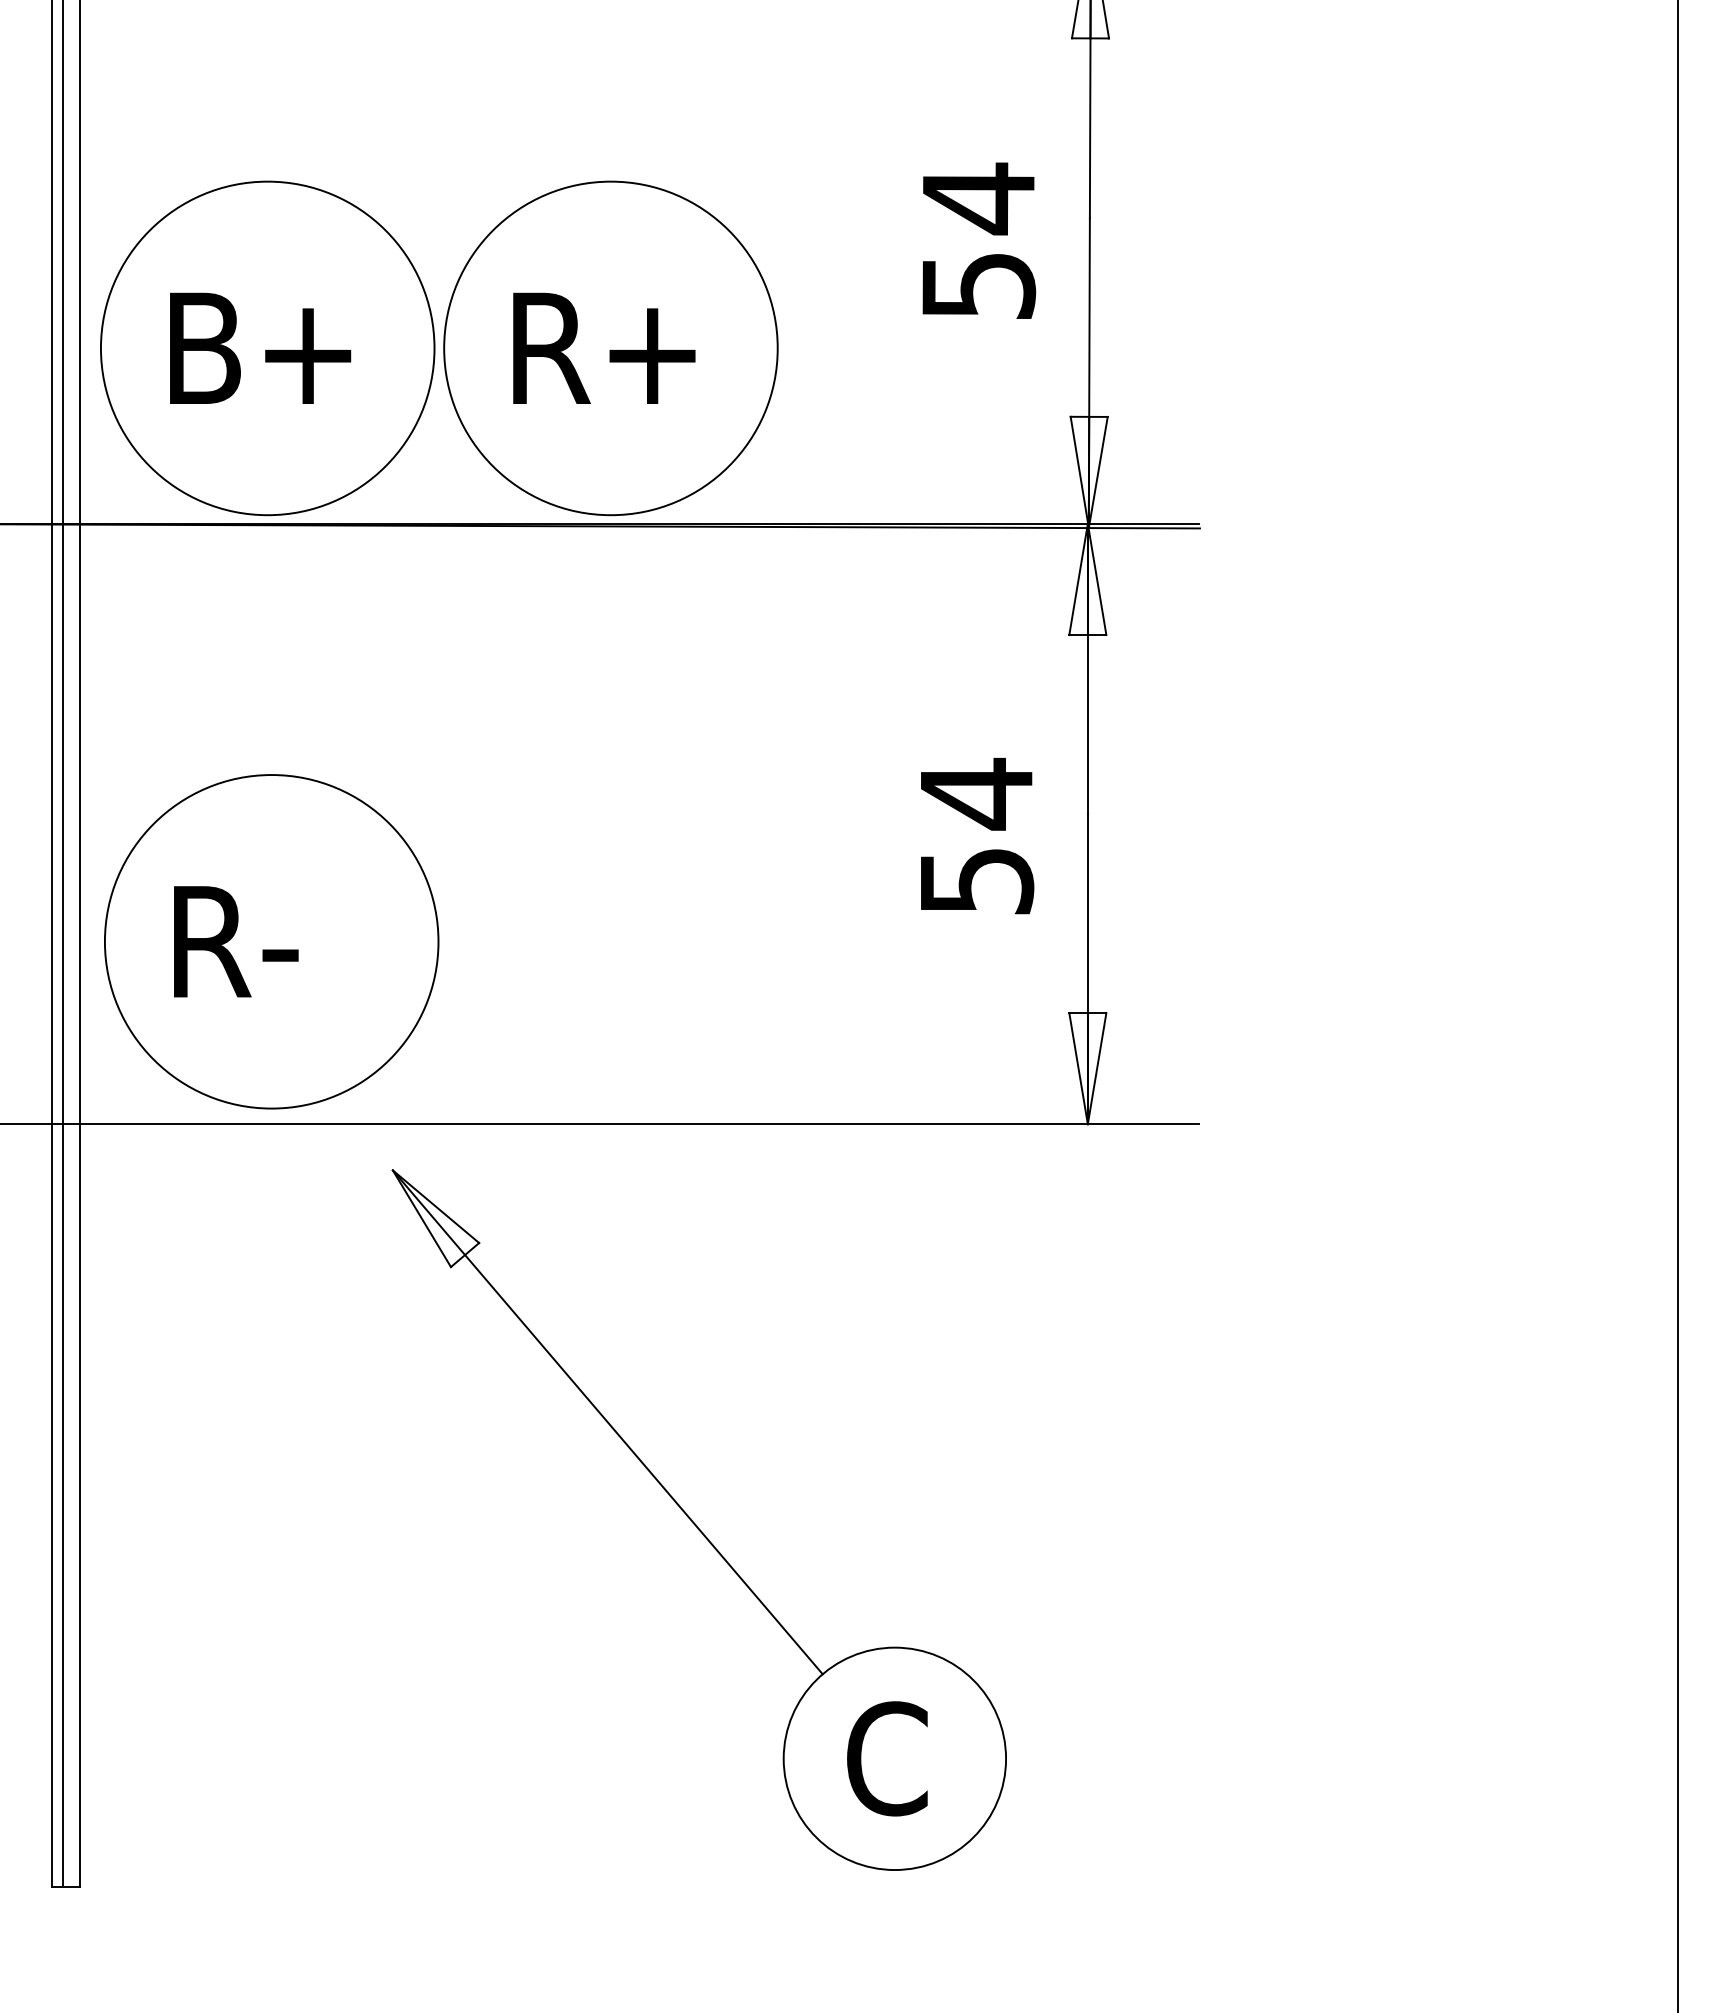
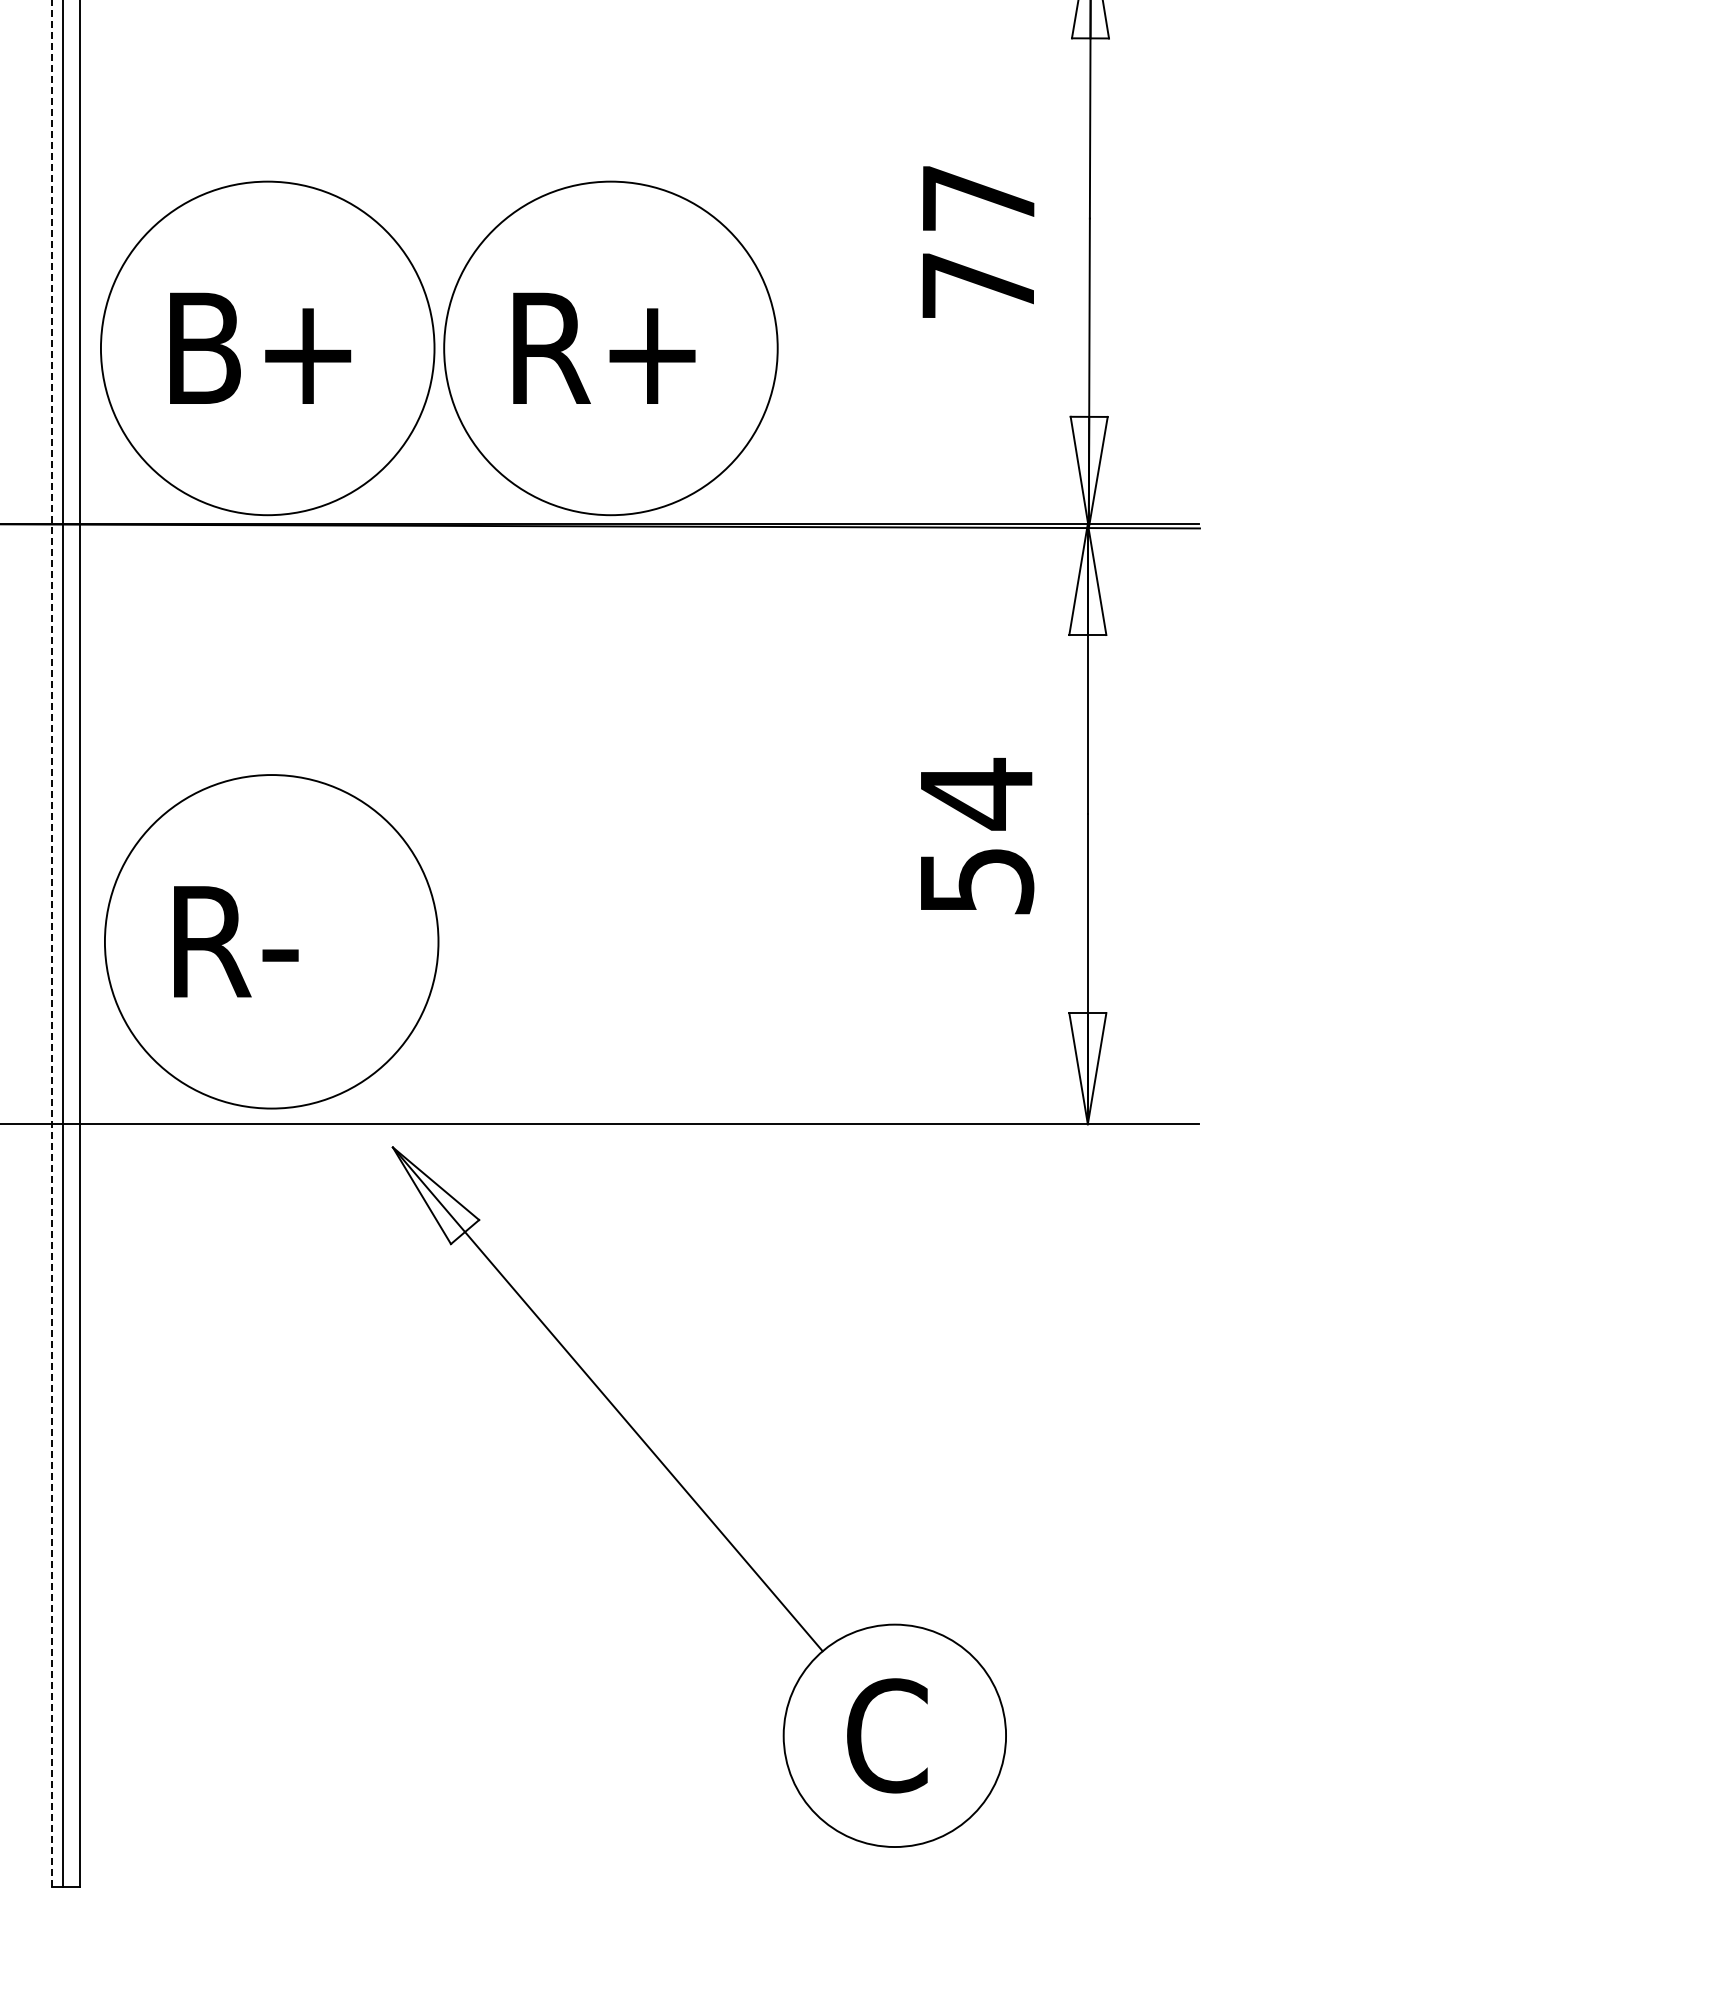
text: 54 -> 77 (979, 240)
line: solid -> dashed (51, 943)
line: present -> none (1678, 1005)
part position: (698, 1519) -> (698, 1496) (698, 1496)
